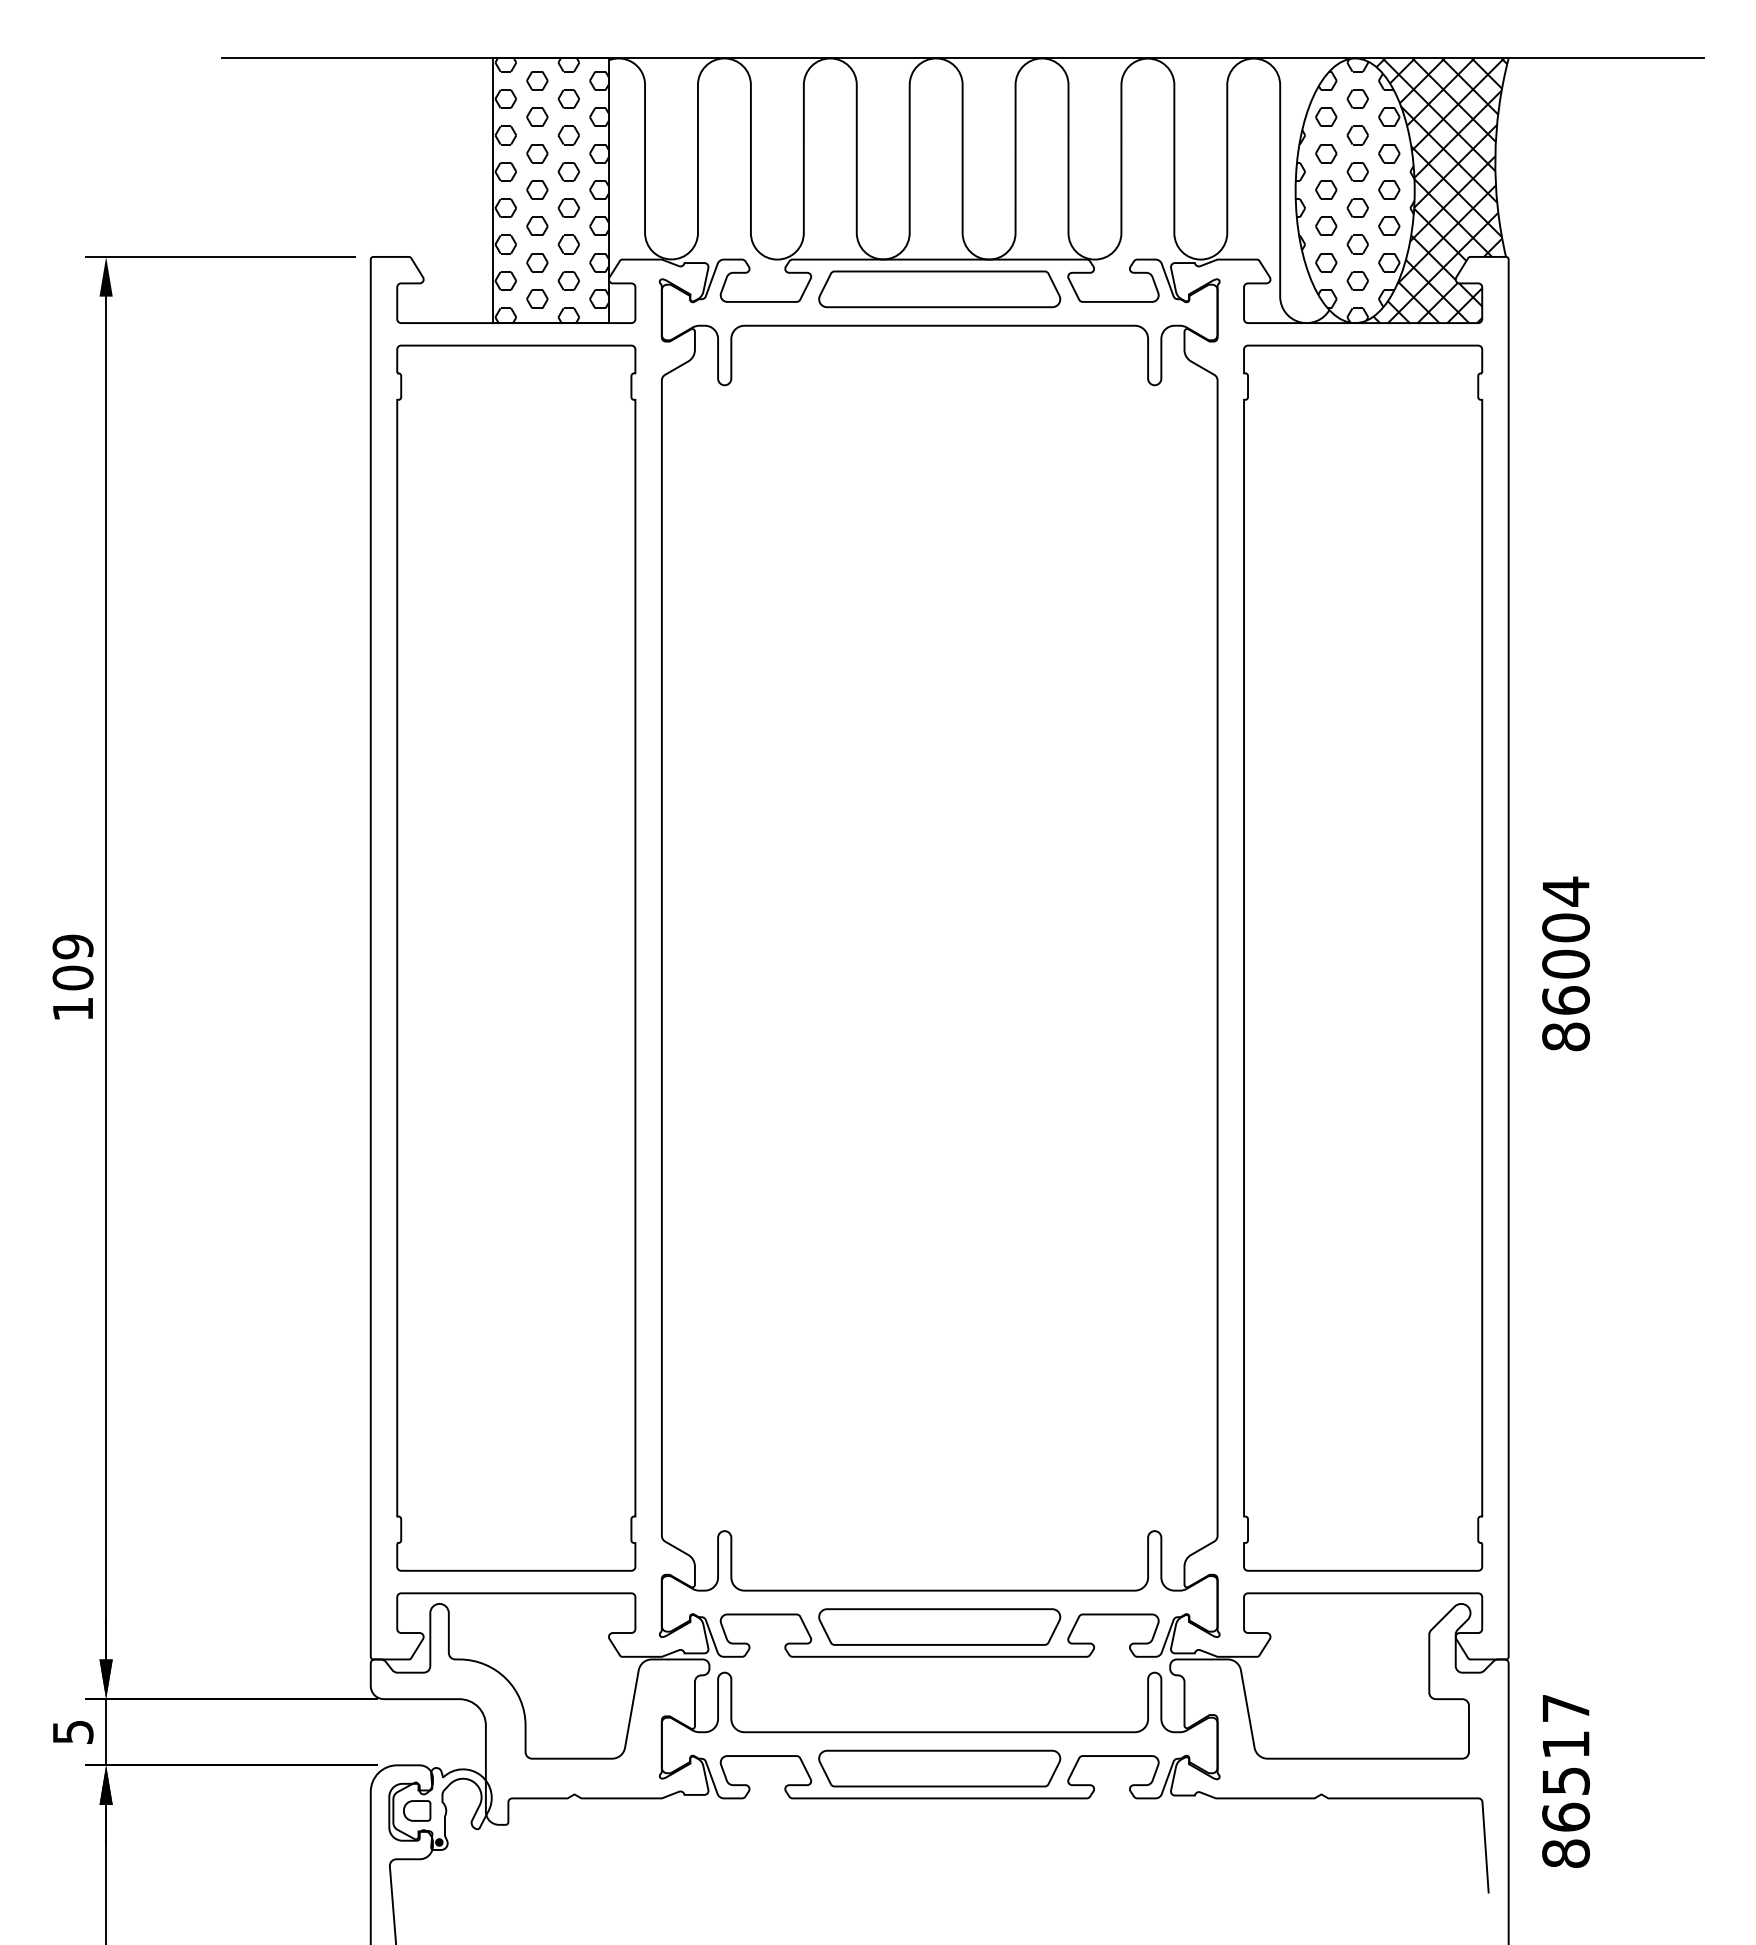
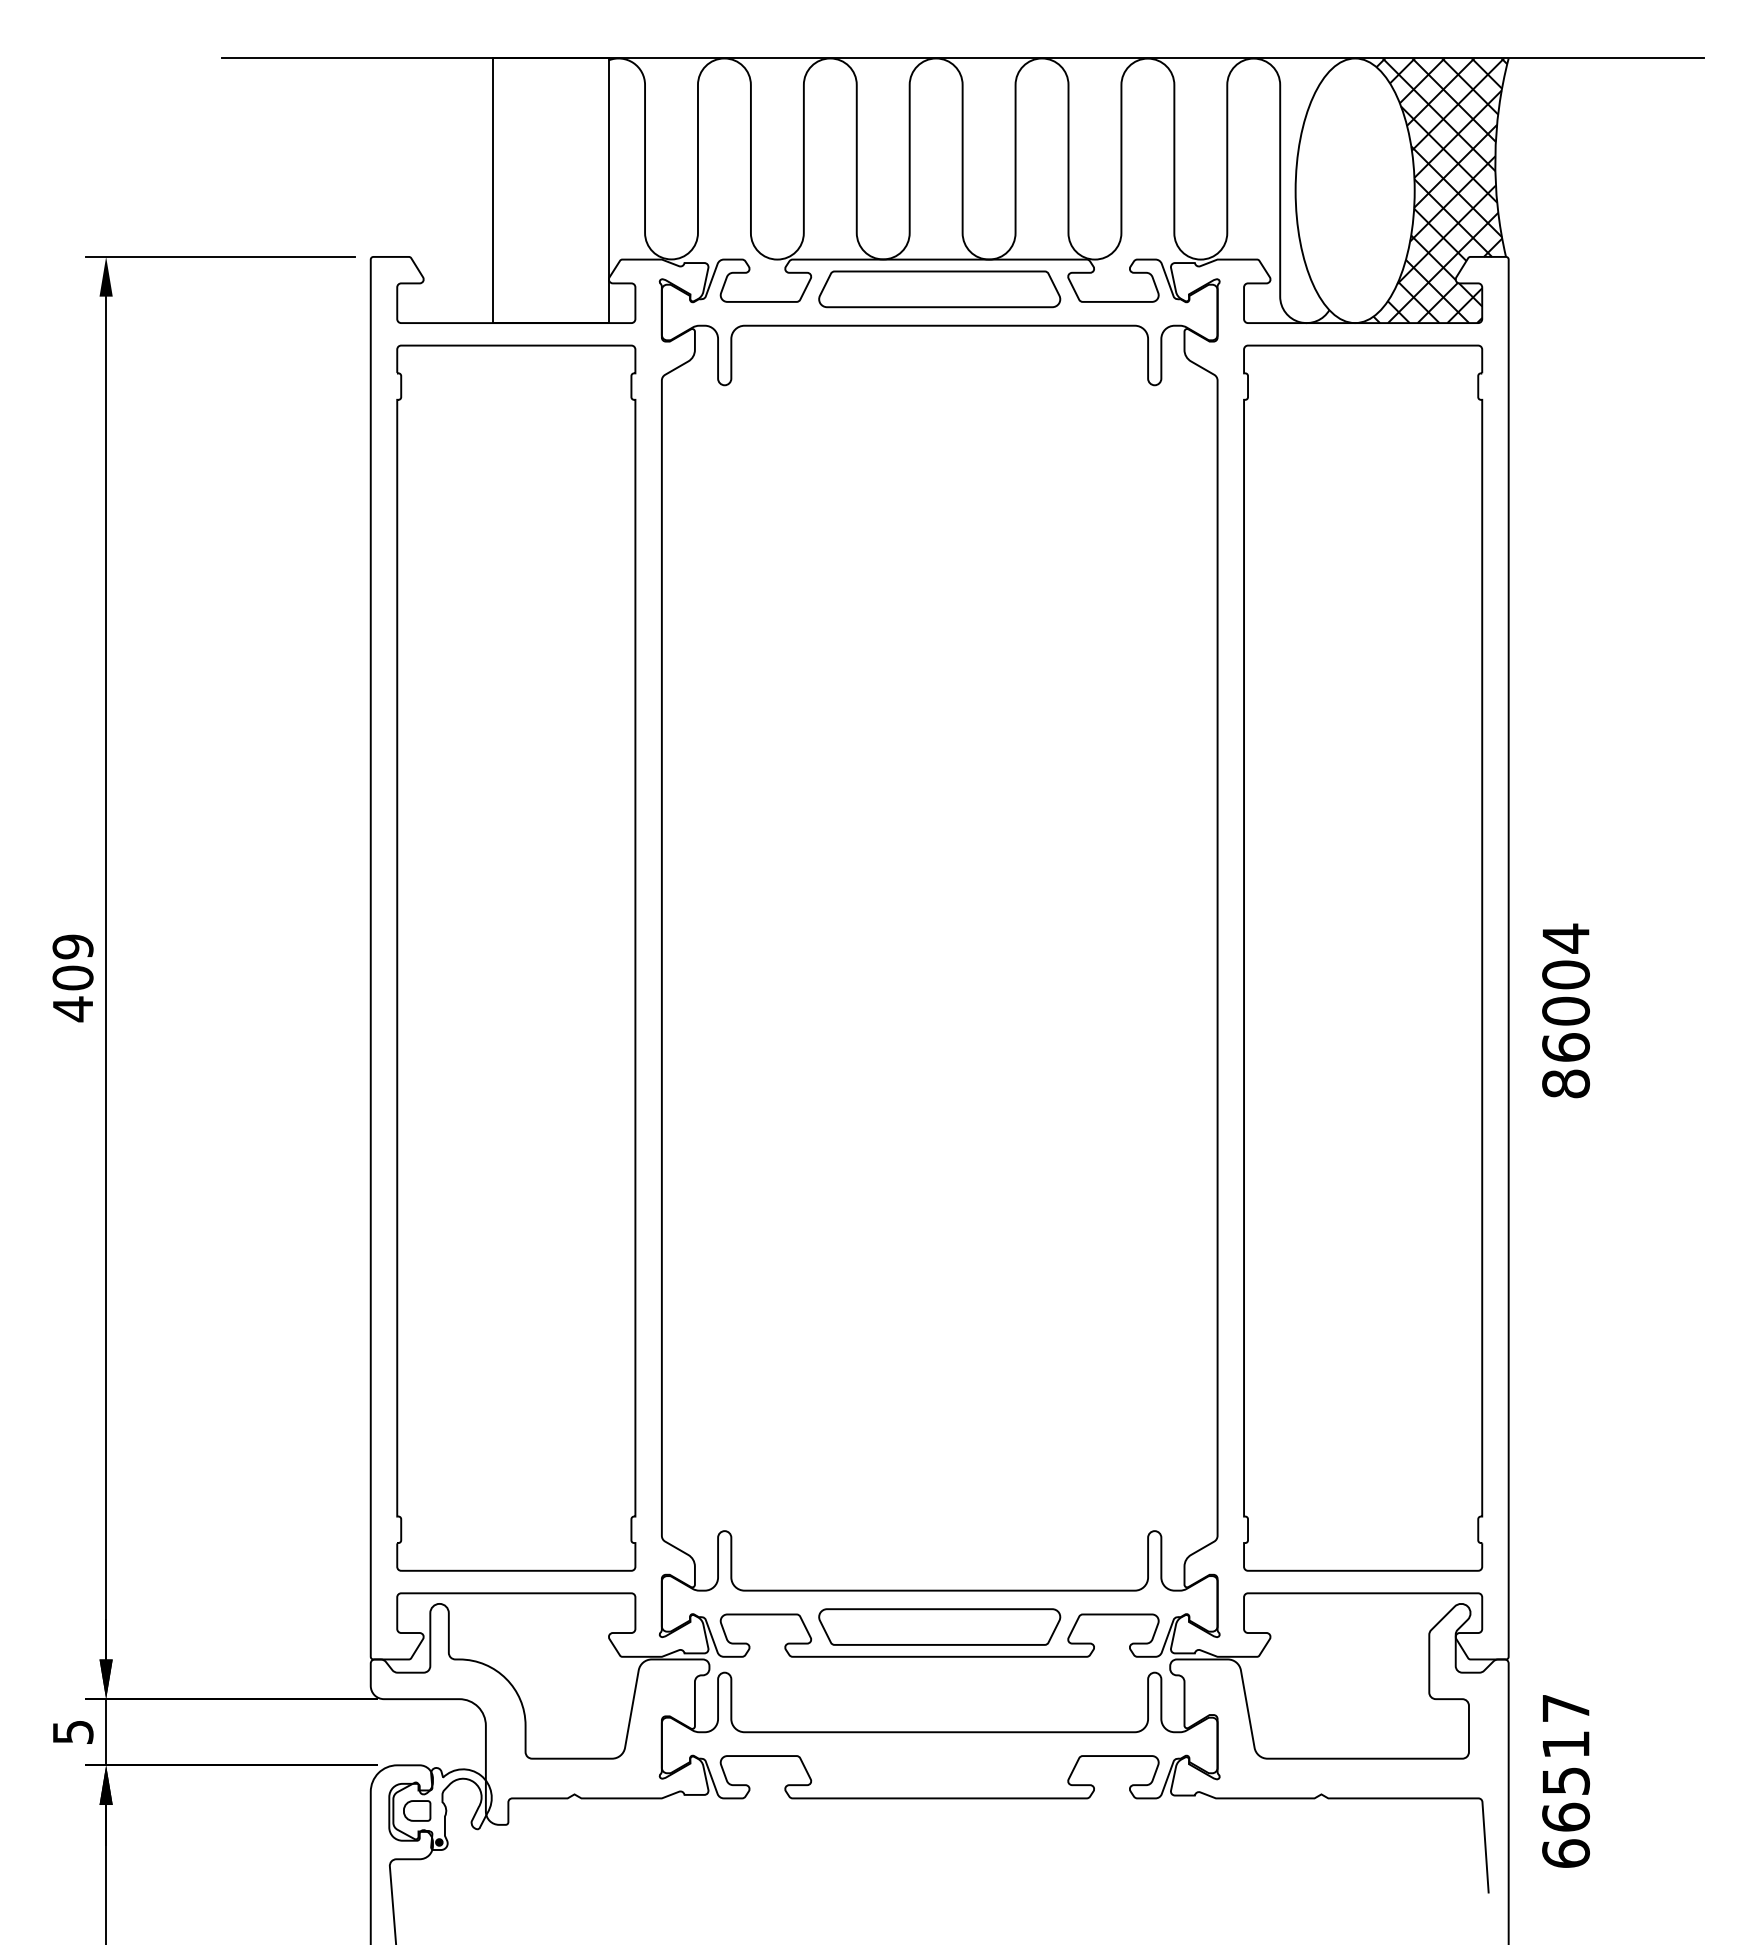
hatch: present -> none (551, 190)
hatch: present -> none (1354, 190)
text position: (1565, 963) -> (1565, 1010) (1565, 1010)
text: 109 -> 409 (72, 1009)
curve: present -> none (939, 1751)
text: 86517 -> 66517 (1565, 1853)
